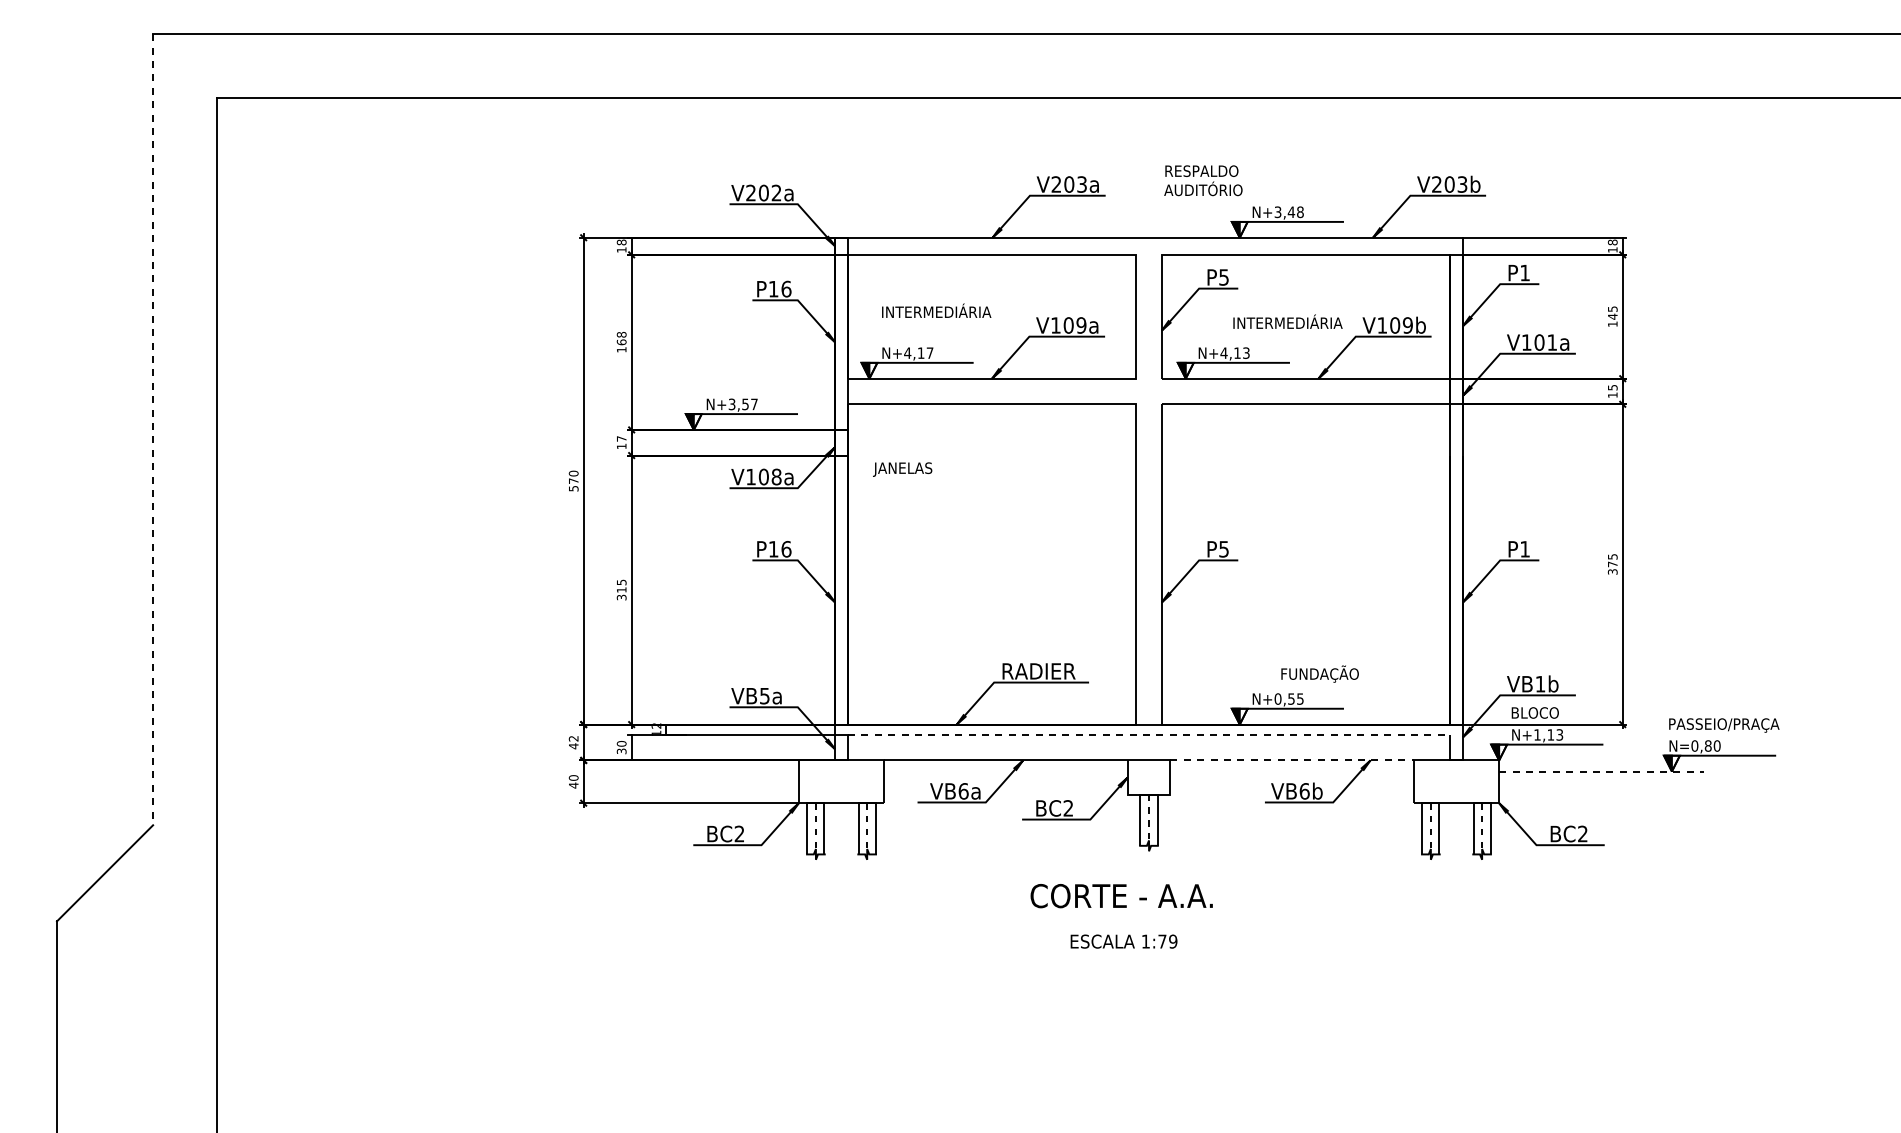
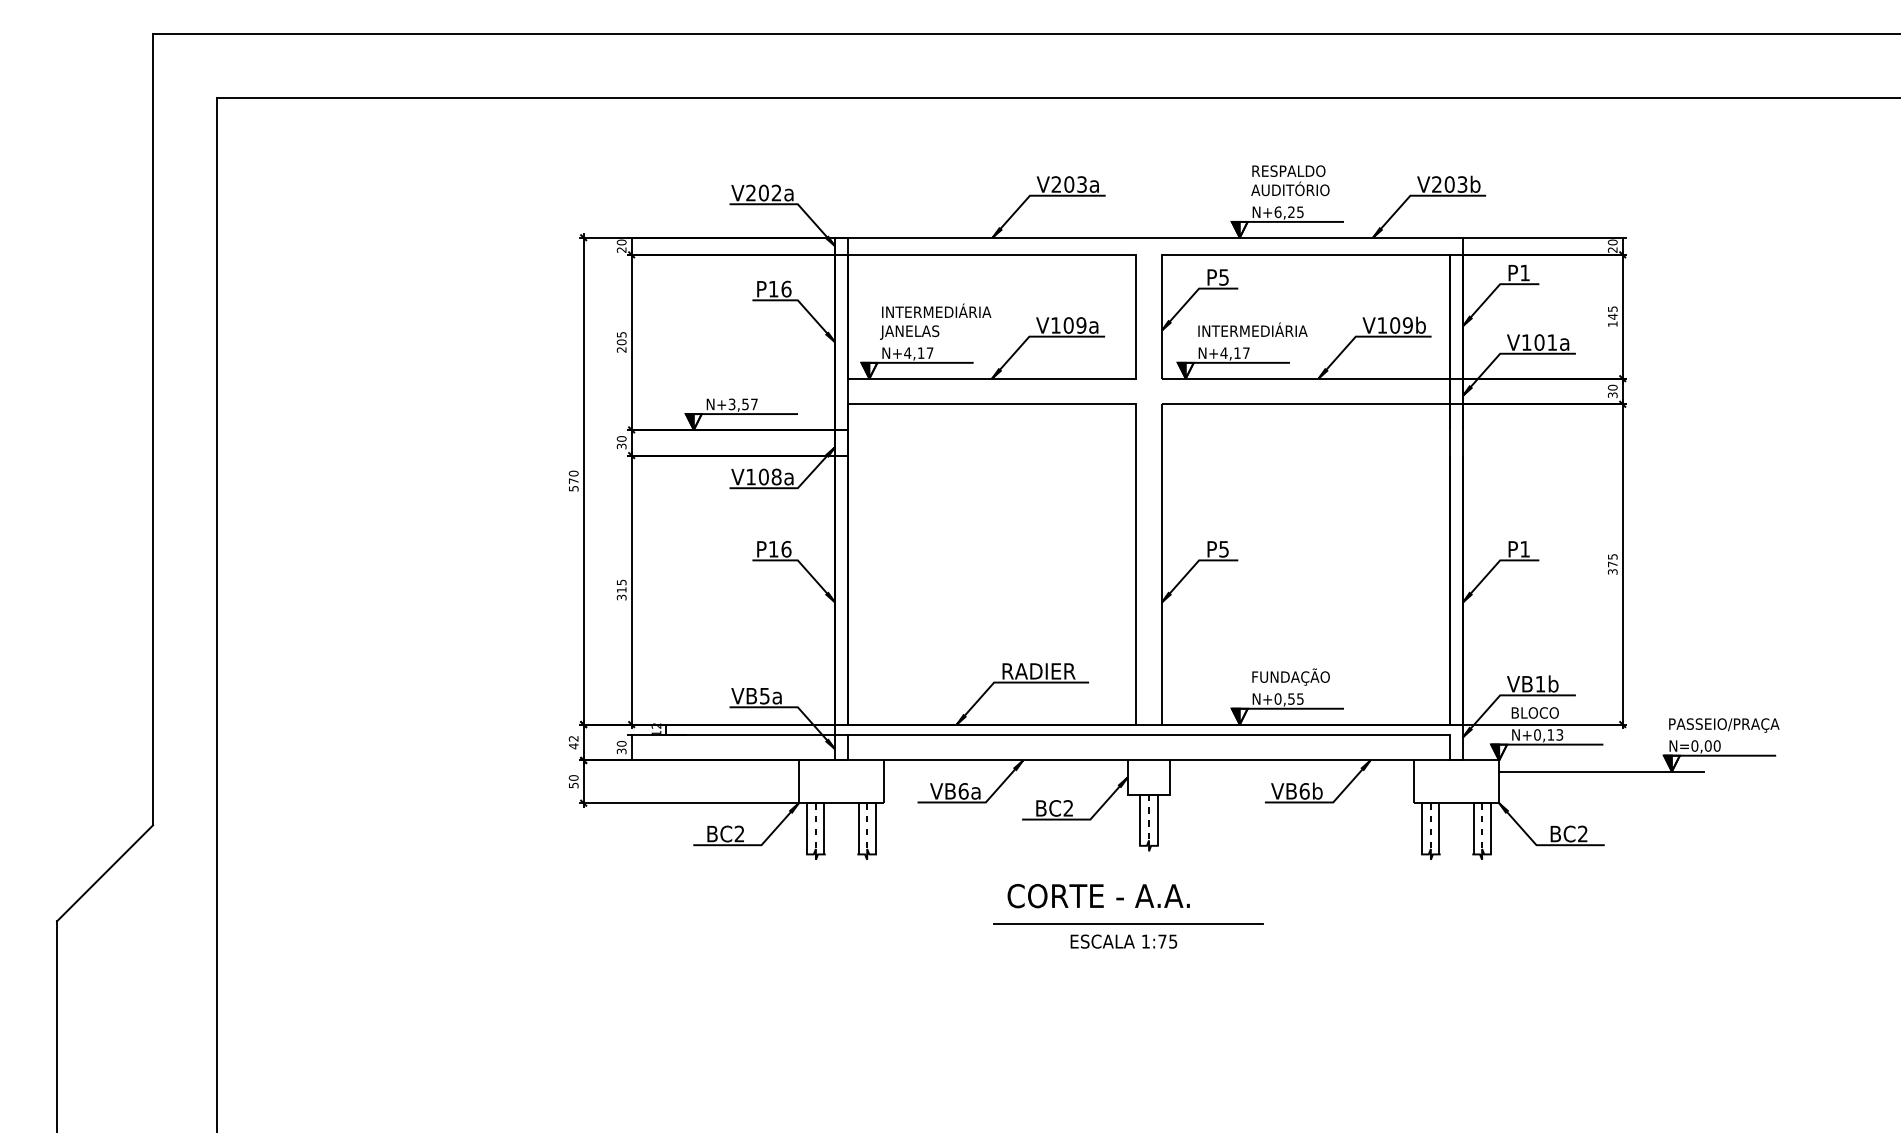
text position: (1203, 180) -> (1290, 180) (1290, 180)
text: N+3,48 -> N+6,25 (1288, 211)
text: 18 -> 20 (621, 245)
text: 18 -> 20 (1612, 245)
text position: (1287, 321) -> (1252, 329) (1252, 329)
text: 168 -> 205 (621, 341)
text: N+4,13 -> N+4,17 (1246, 352)
text: 15 -> 30 (1612, 391)
line: dashed -> solid (153, 429)
text: 17 -> 30 (621, 442)
text position: (902, 469) -> (909, 332) (909, 332)
text position: (1319, 673) -> (1290, 676) (1290, 676)
line: dashed -> solid (1149, 734)
text: N+1,13 -> N+0,13 (1537, 734)
text: N=0,80 -> N=0,00 (1707, 745)
line: dashed -> solid (1292, 760)
line: dashed -> solid (1601, 771)
text: 40 -> 50 (573, 785)
text position: (1121, 896) -> (1098, 896) (1098, 896)
line: none -> present (1128, 924)
text: 1:79 -> 1:75 (1173, 941)
